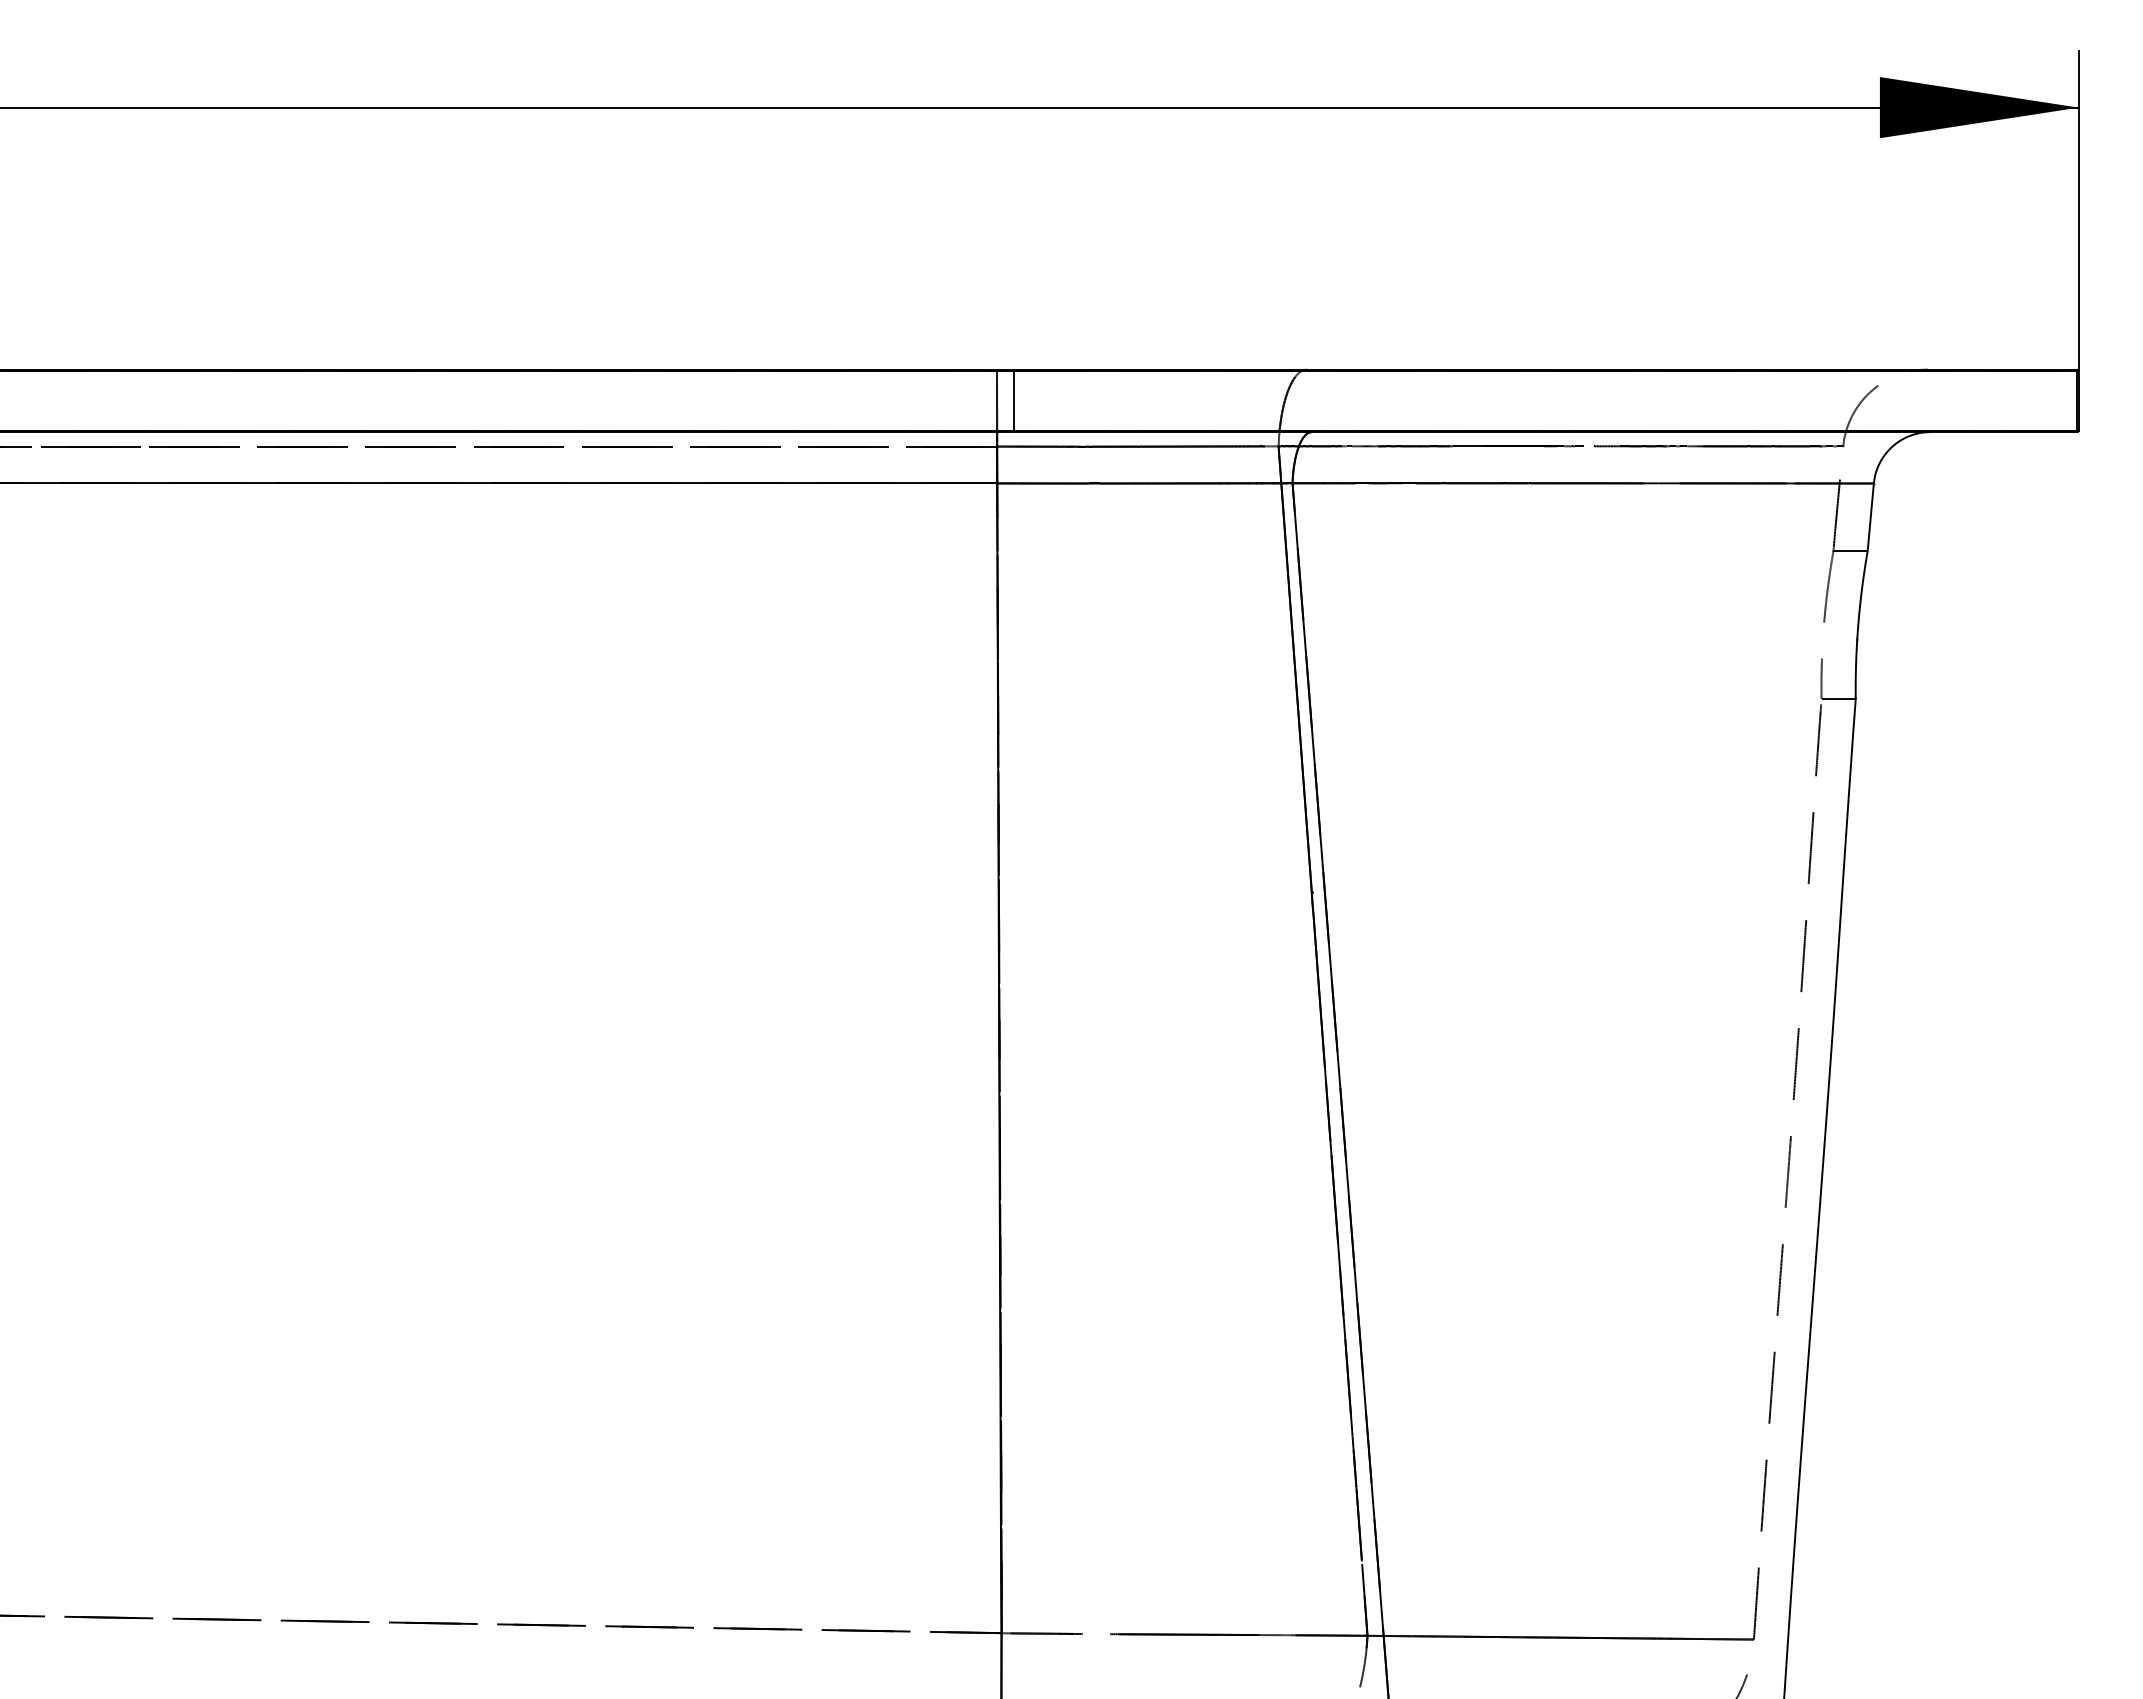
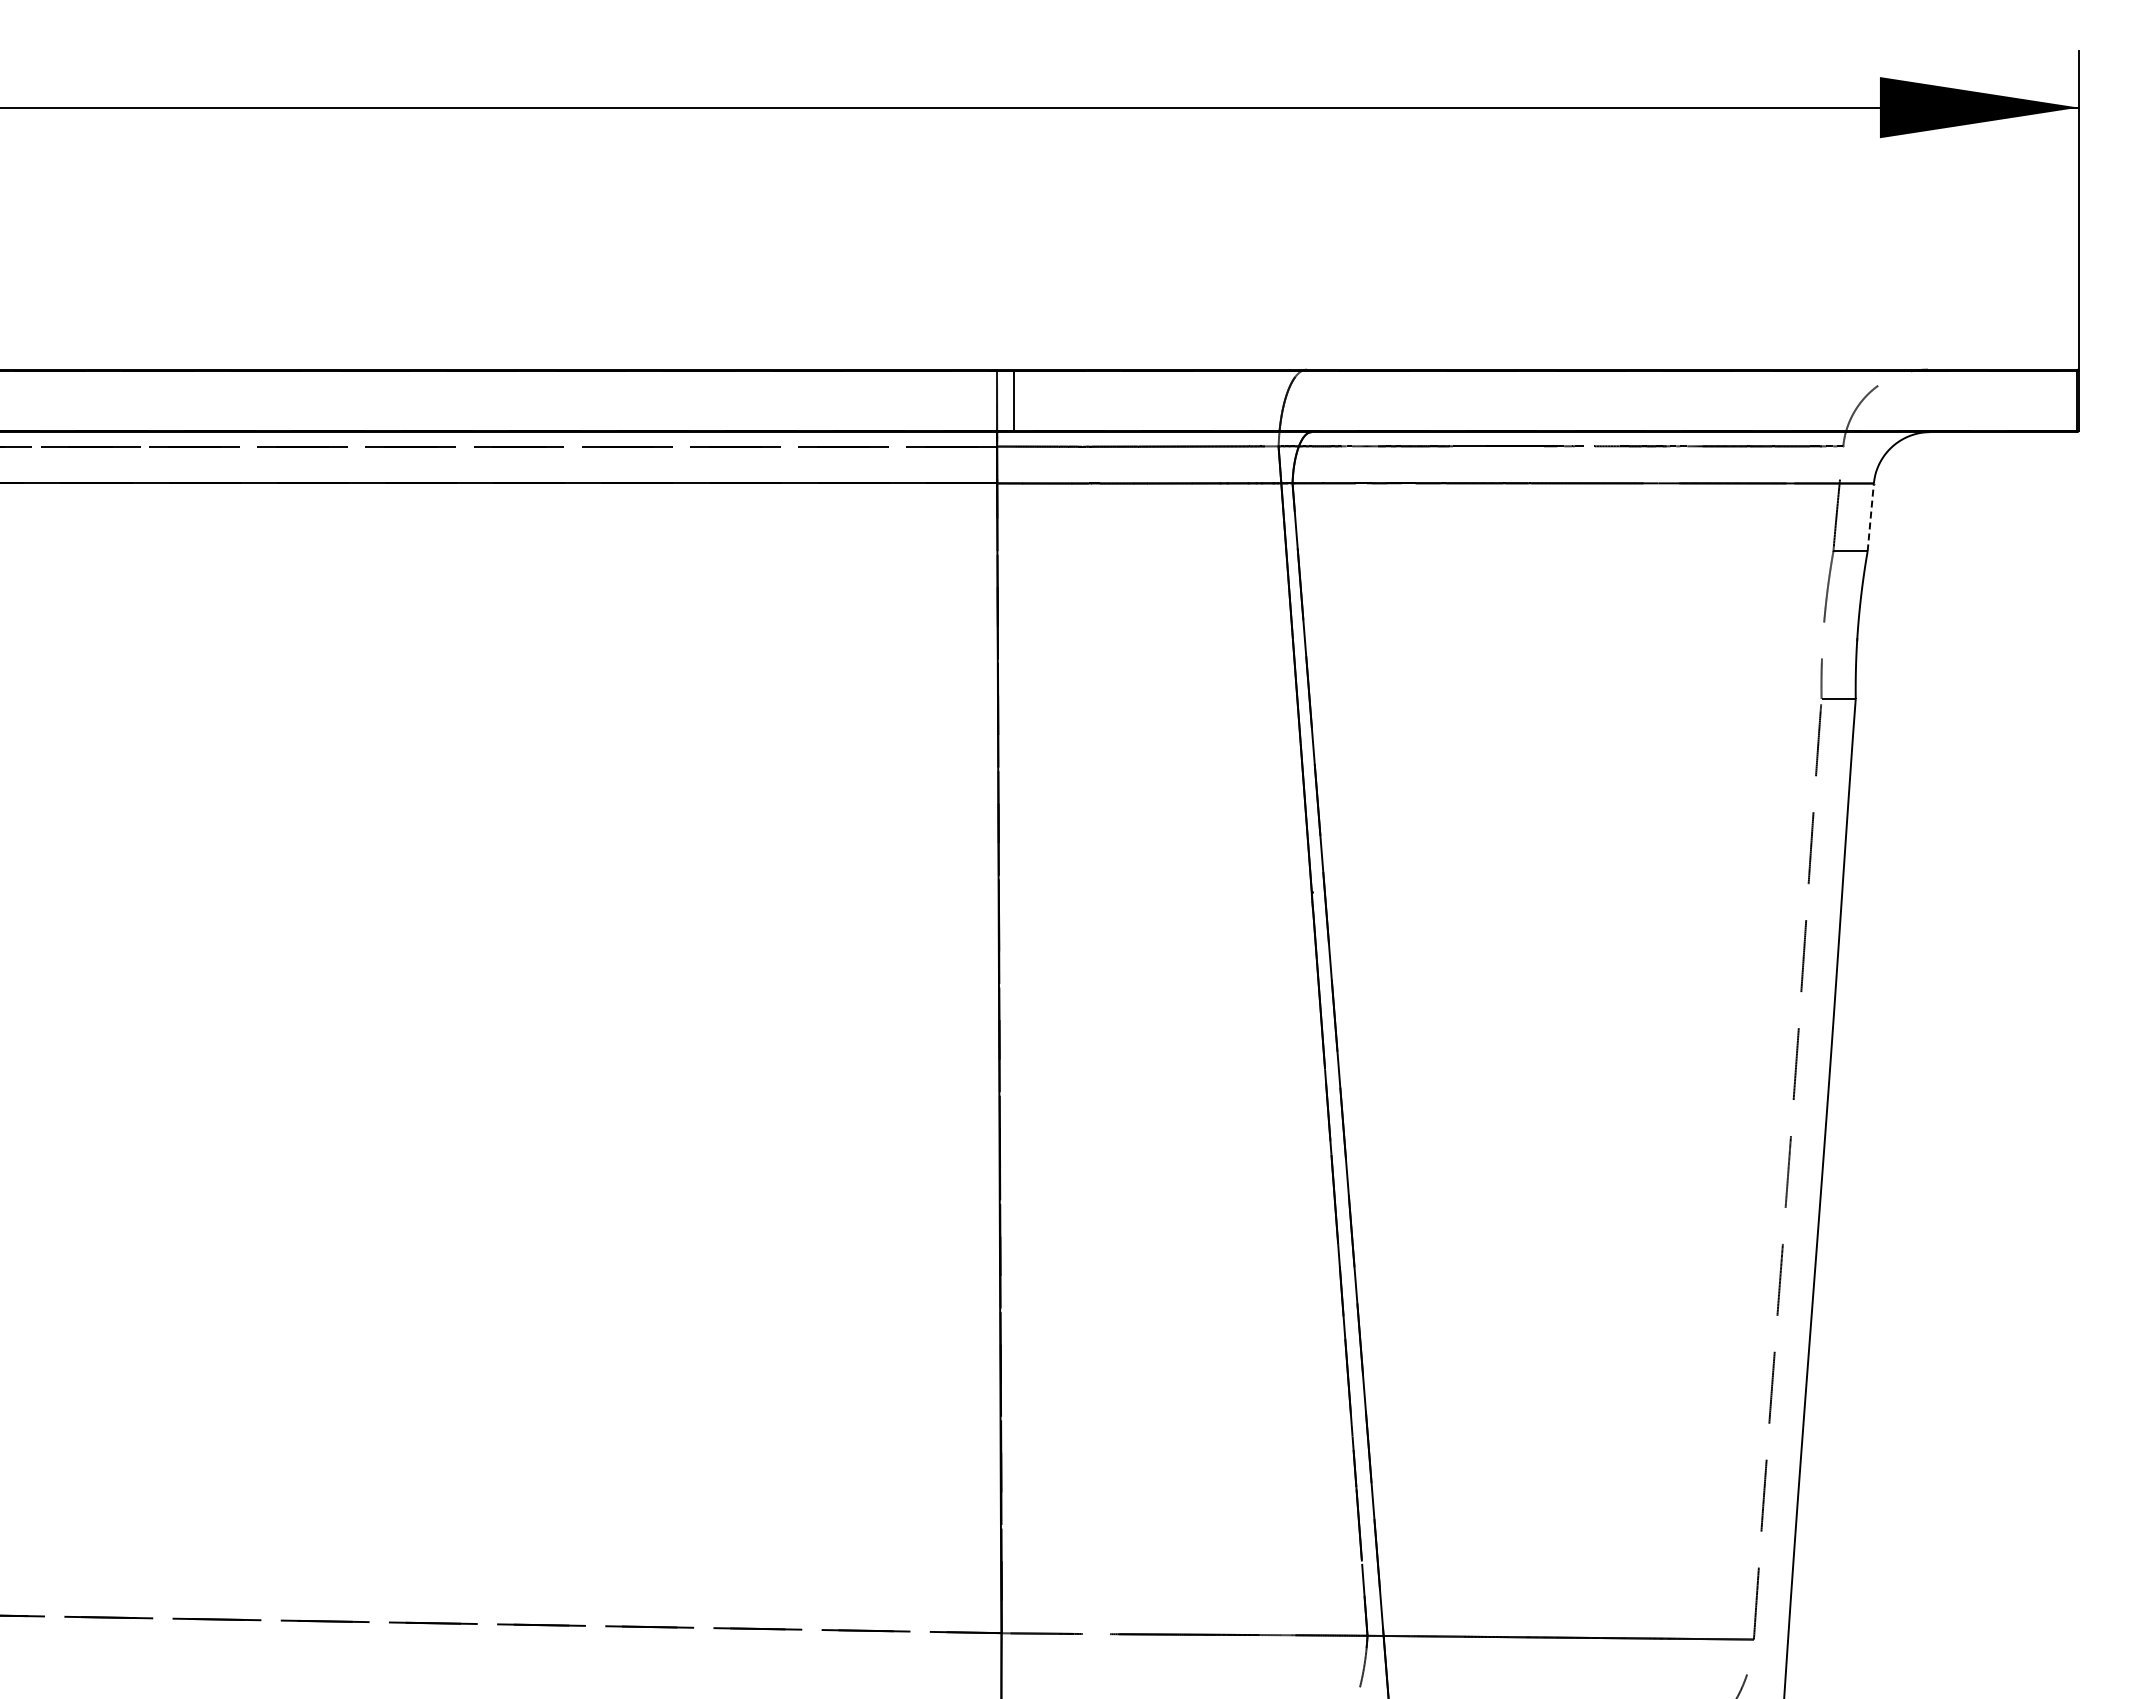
line: solid -> dashed (1870, 516)
